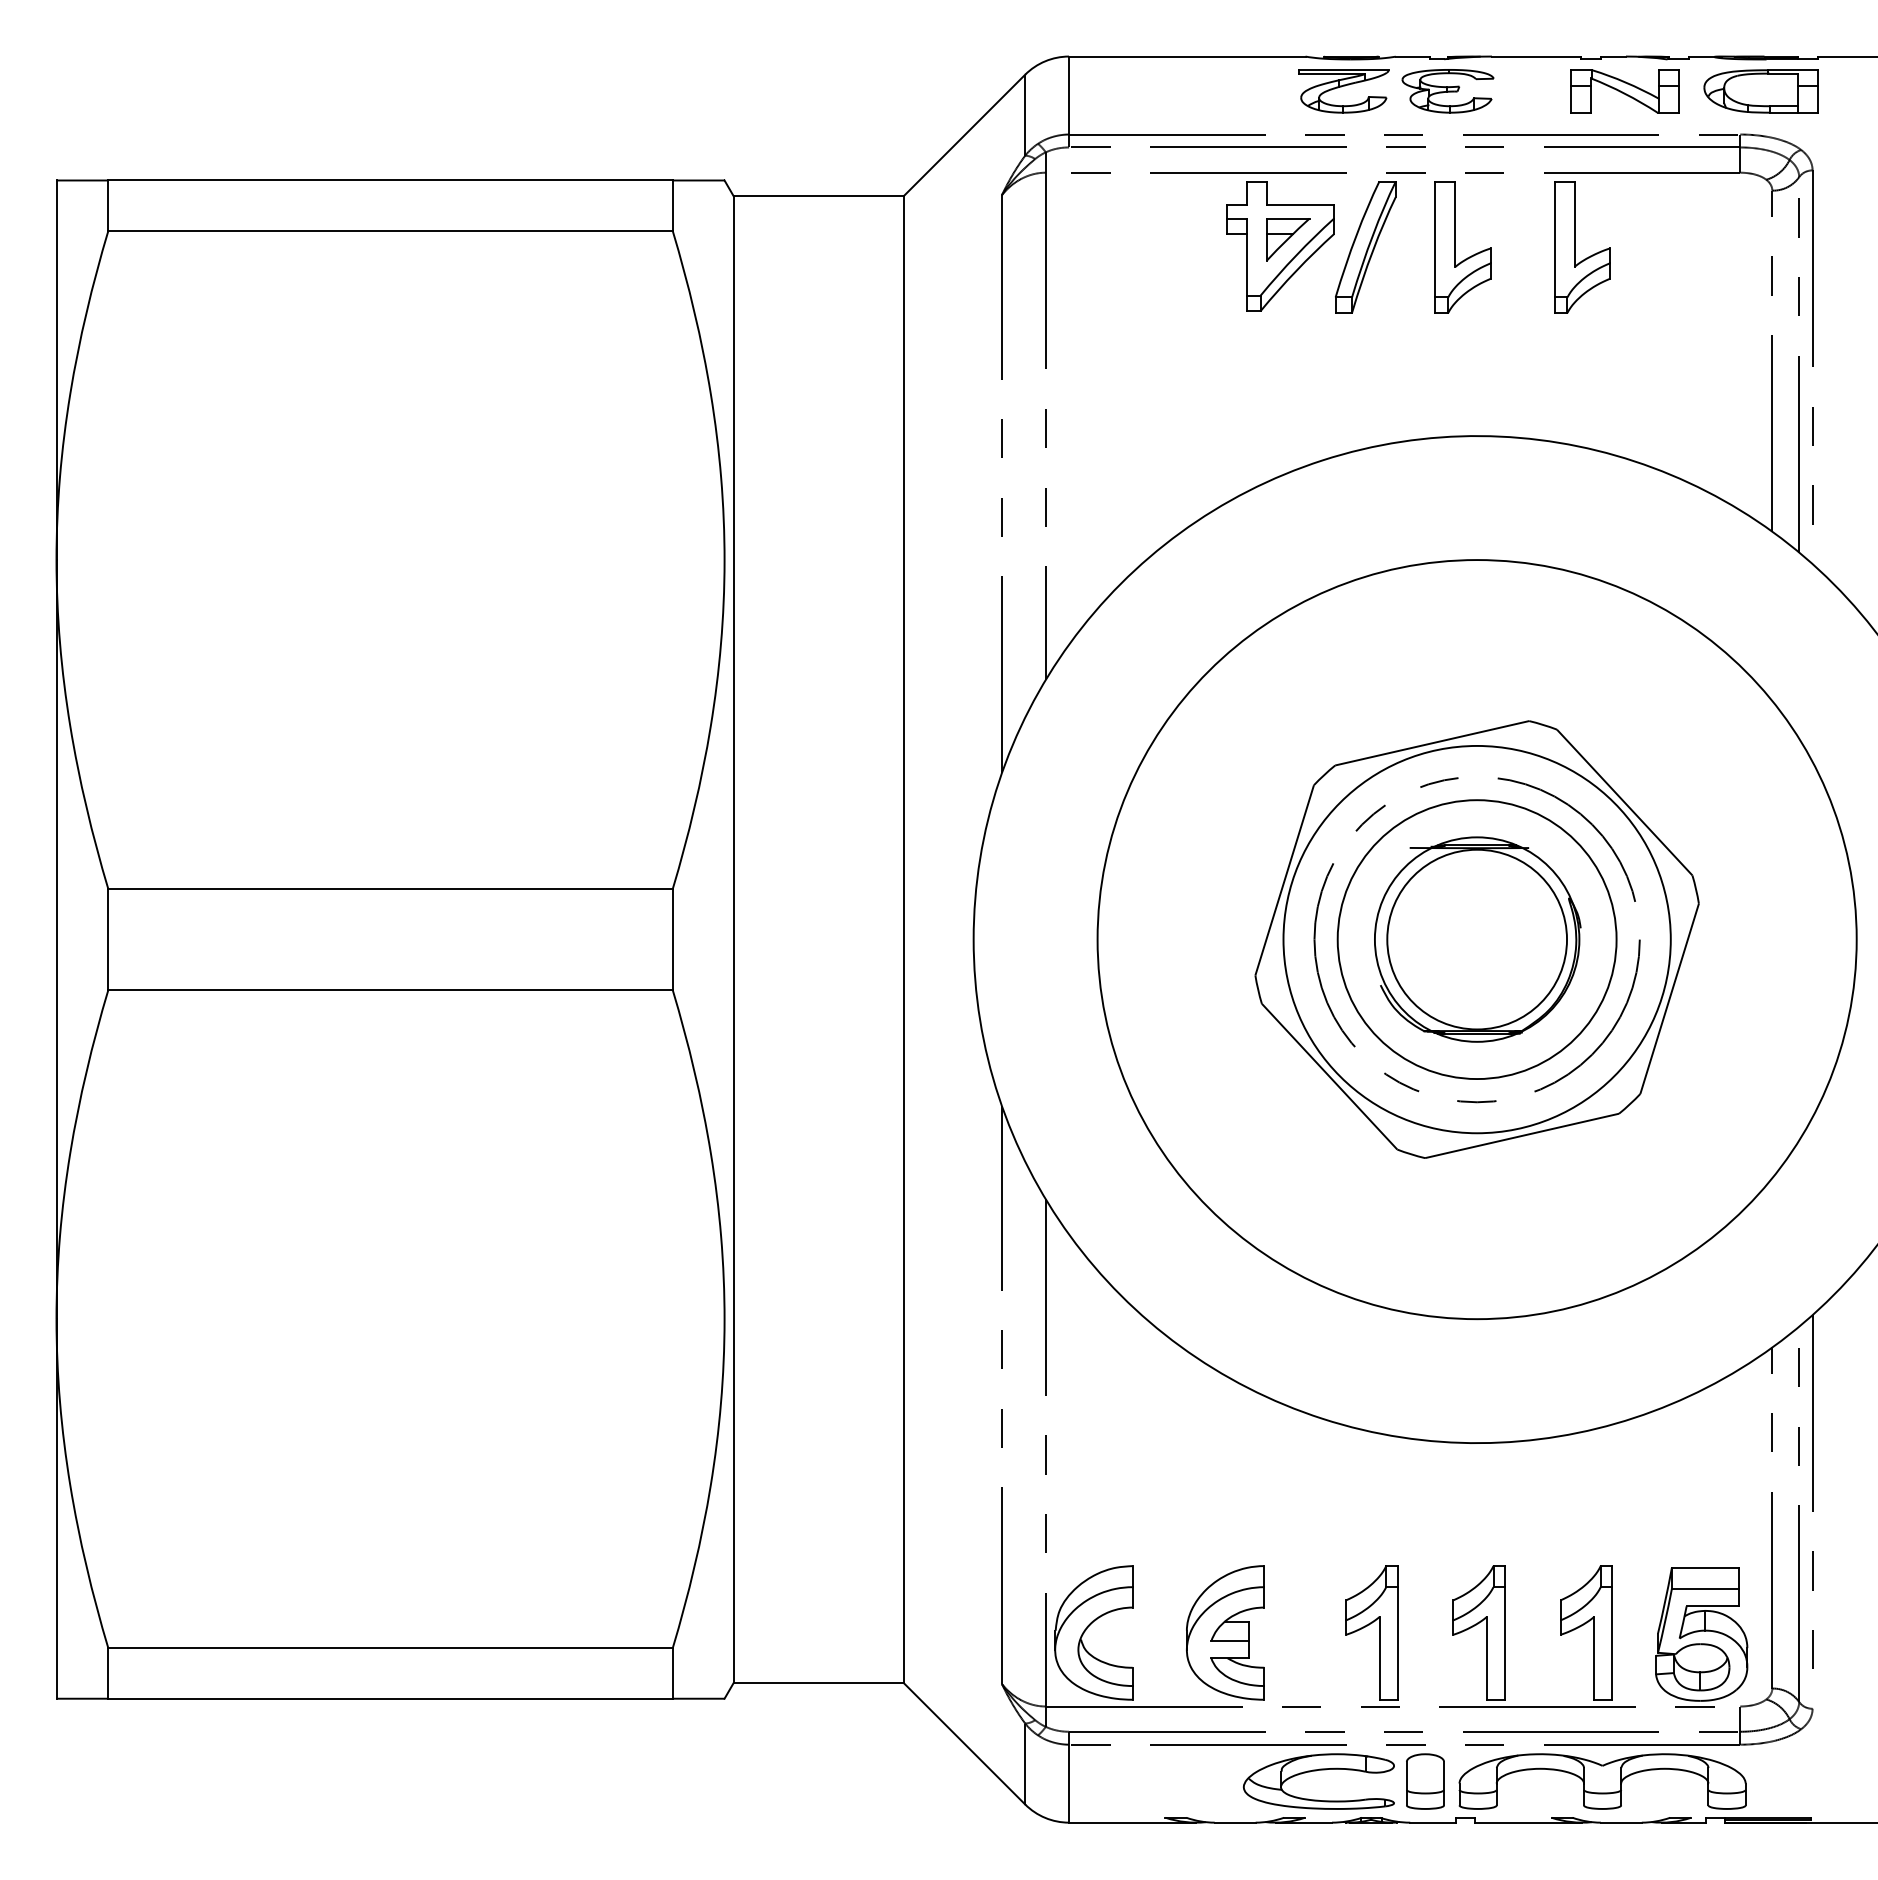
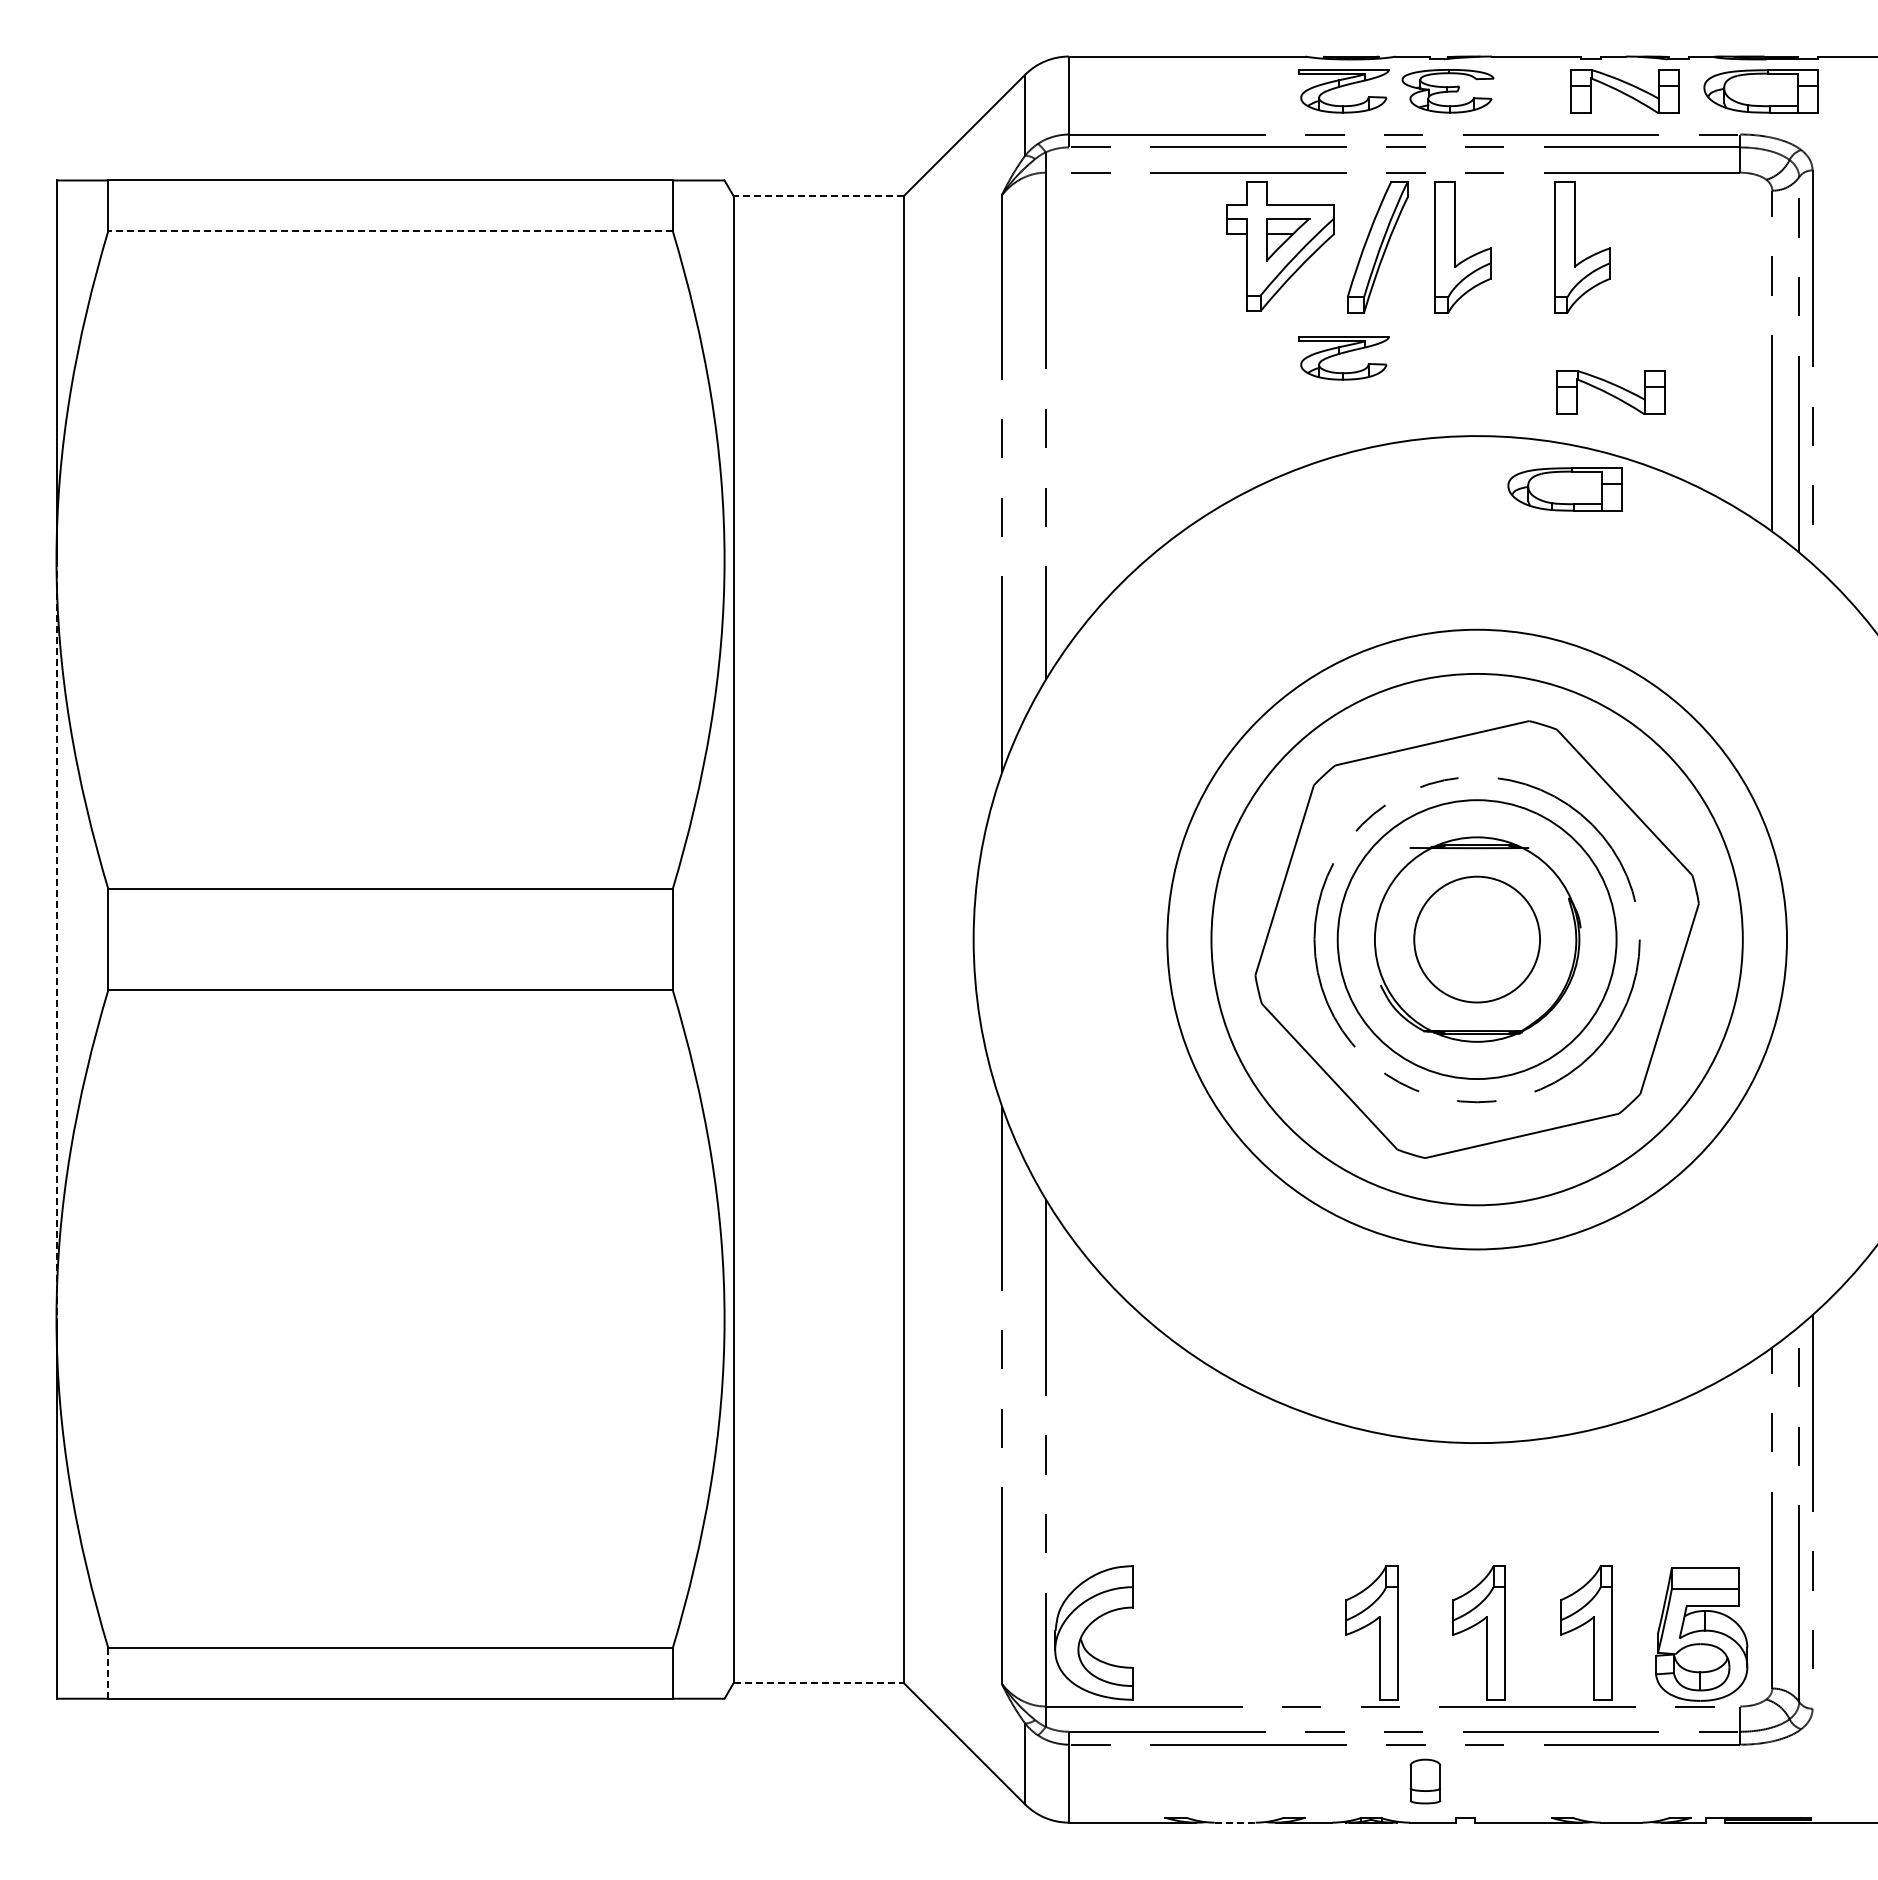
line: solid -> dashed (818, 195)
line: solid -> dashed (390, 230)
part position: (1365, 247) -> (1377, 247) (1377, 247)
part: none -> present (1343, 358)
part: none -> present (1610, 392)
part: none -> present (1564, 489)
line: solid -> dashed (56, 939)
circle diameter: 387 px -> 620 px (1476, 939)
circle diameter: 759 px -> 531 px (1476, 939)
circle diameter: 180 px -> 126 px (1477, 939)
part: present -> none (1225, 1632)
line: solid -> dashed (108, 1674)
line: solid -> dashed (819, 1683)
part: present -> none (1316, 1771)
part size: 39x57 px -> 33x47 px (1425, 1781)
part: present -> none (1602, 1781)
line: solid -> dashed (1235, 1822)
